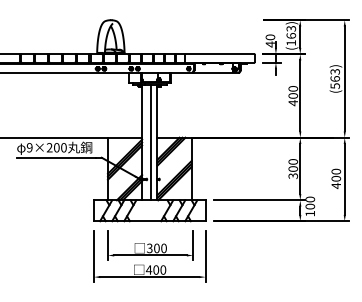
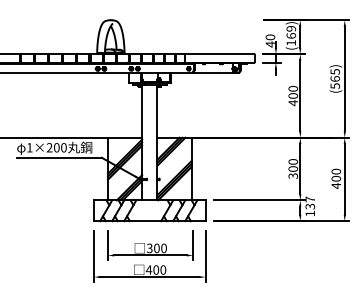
text: (163) -> (169) (290, 28)
text: (563) -> (565) (334, 71)
line: present -> none (150, 142)
text: 9×200 -> 1×200 (29, 147)
text: 100 -> 137 (310, 202)
